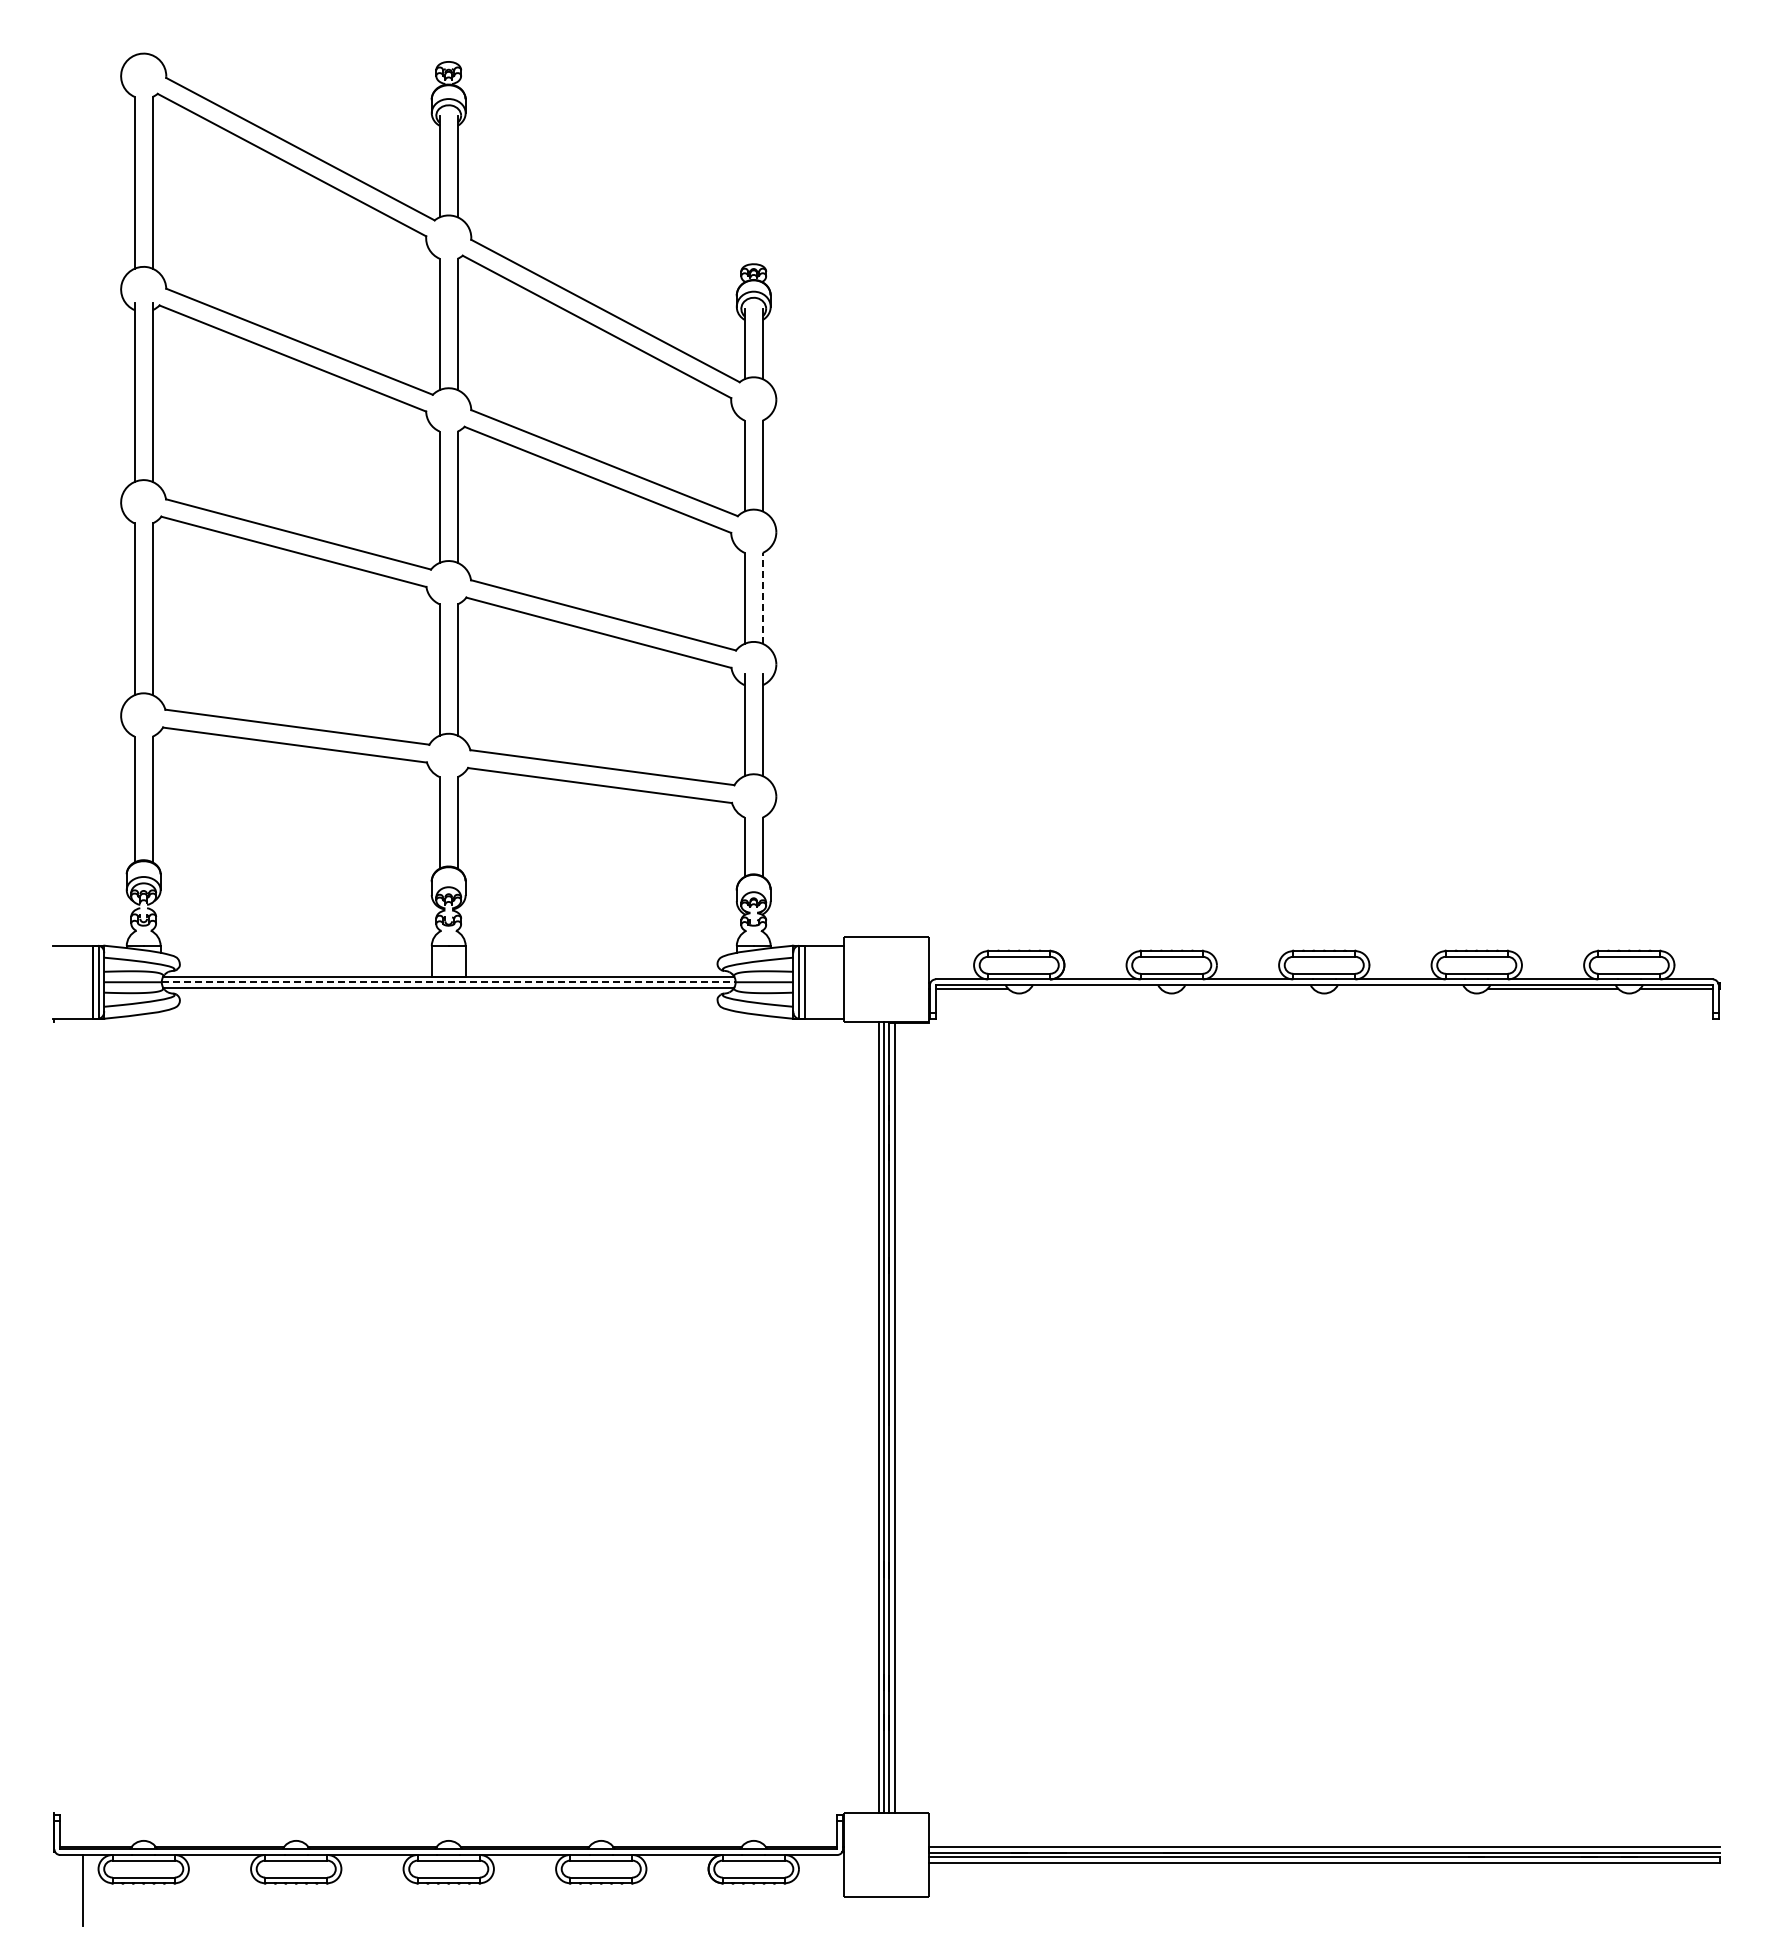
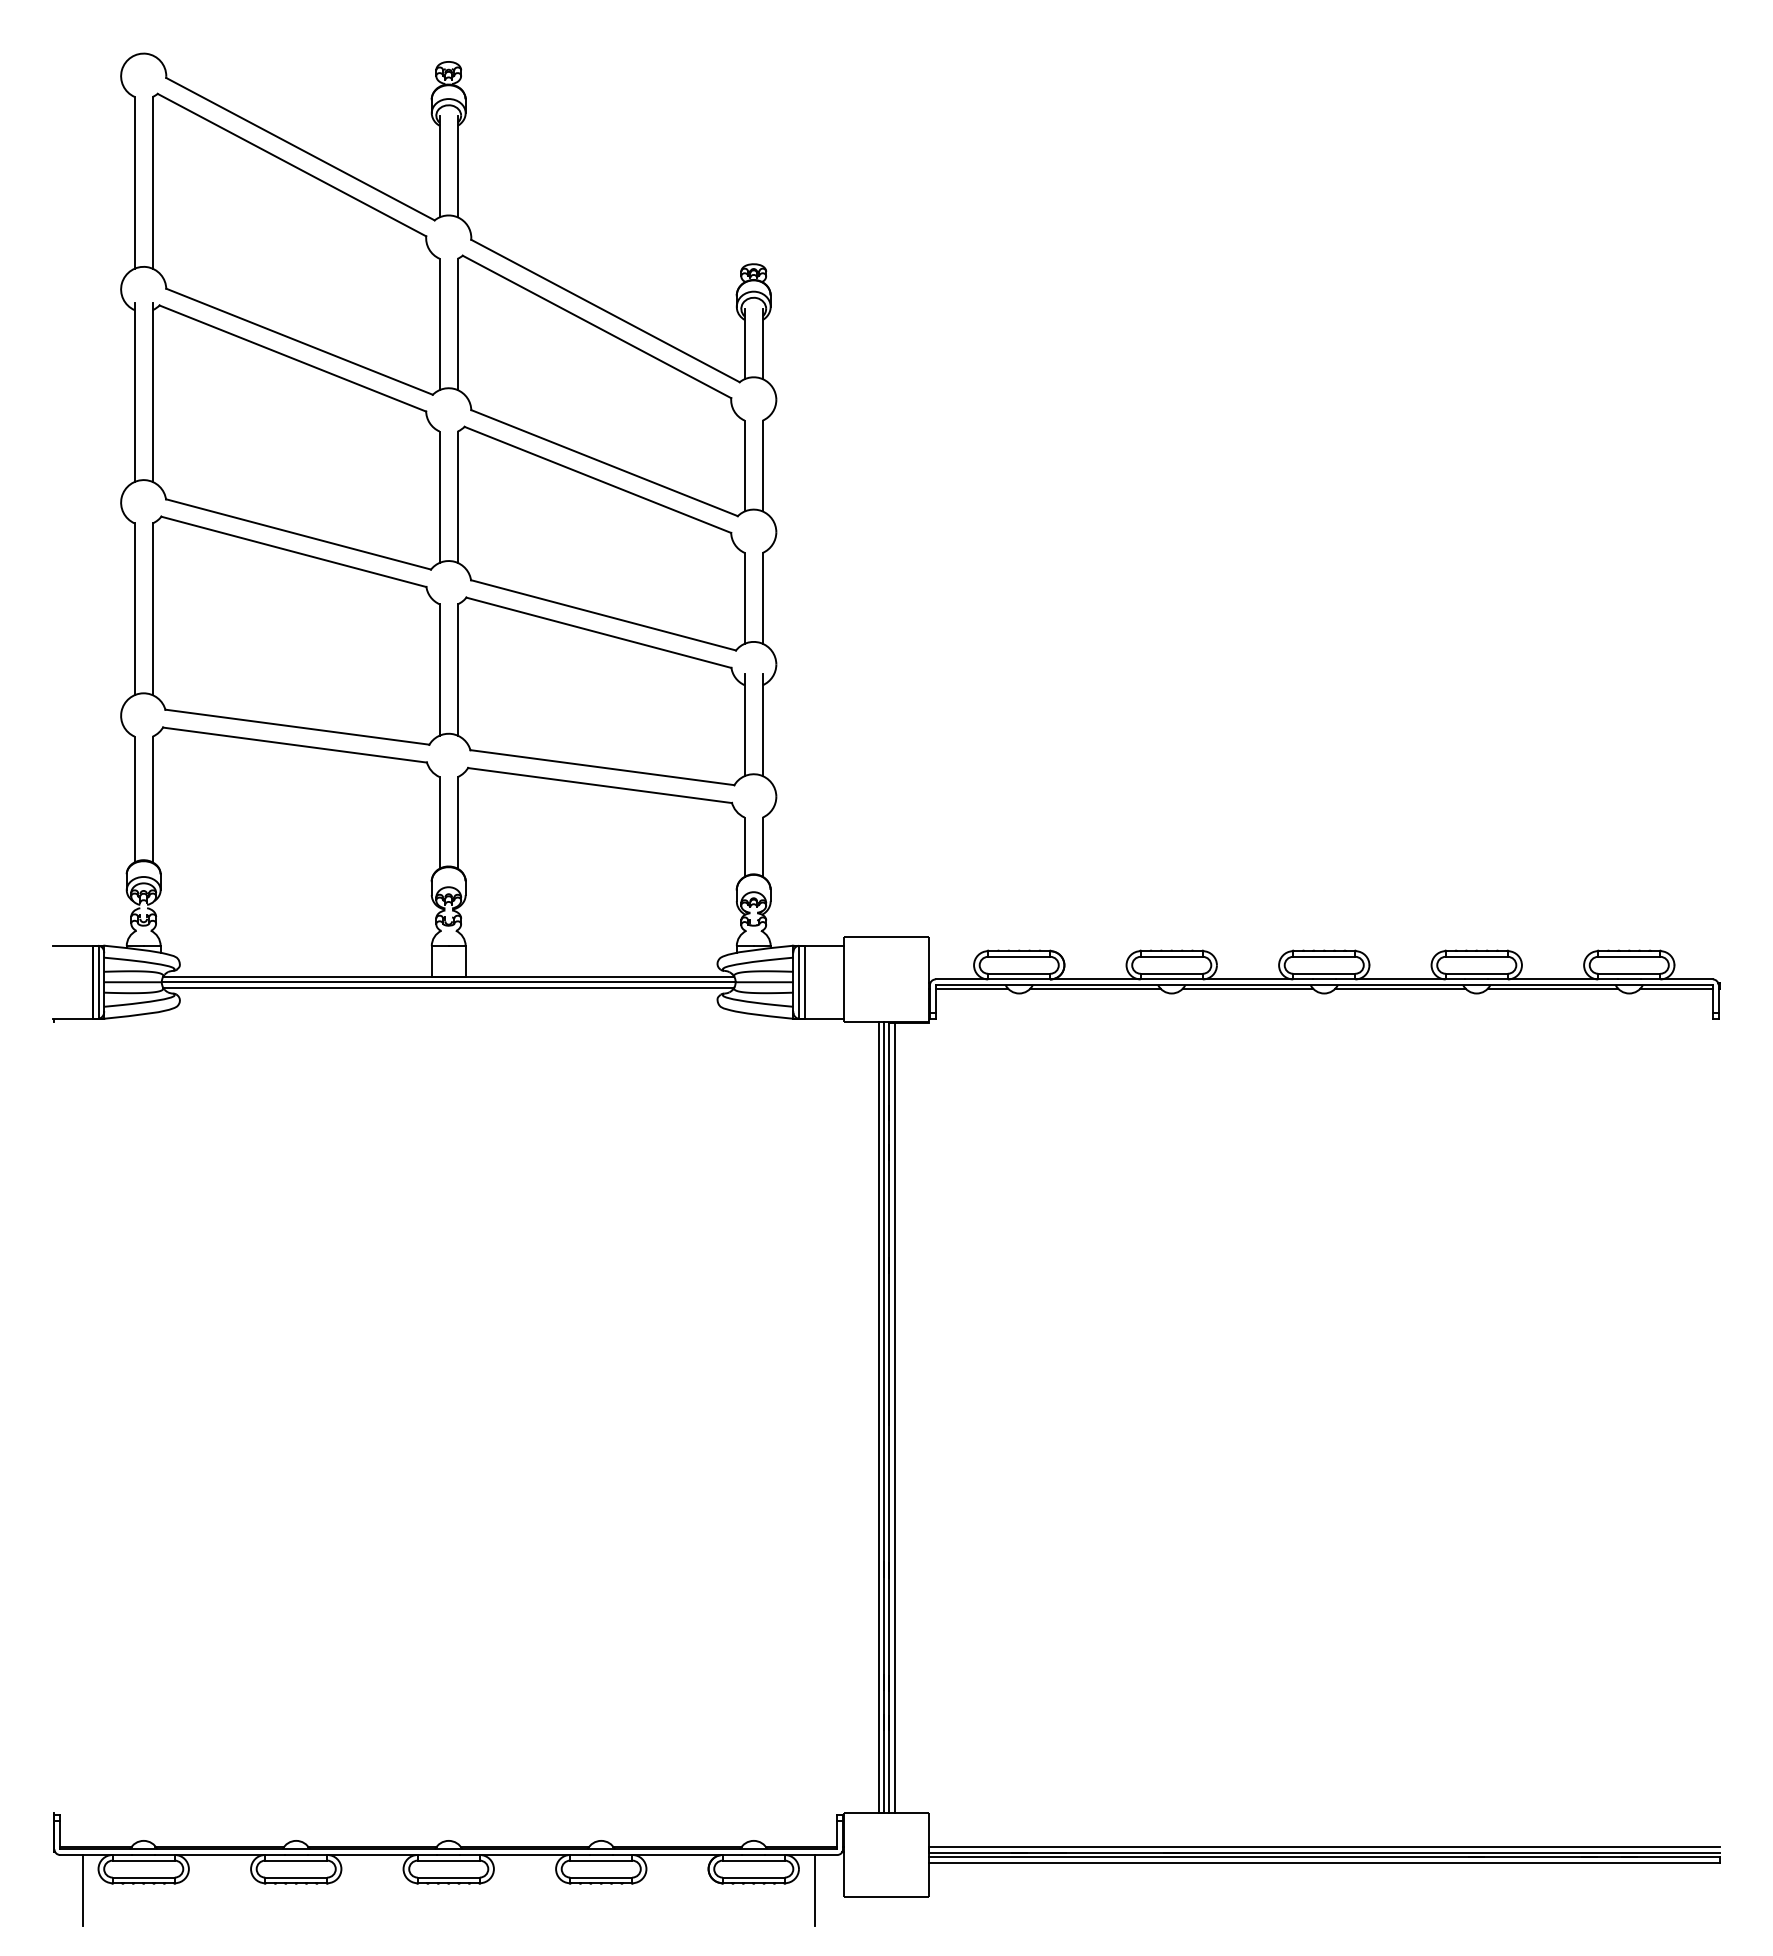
line: dashed -> solid (762, 597)
line: dashed -> solid (448, 982)
line: none -> present (1095, 988)
line: none -> present (1247, 988)
line: none -> present (1400, 988)
line: none -> present (814, 1890)
